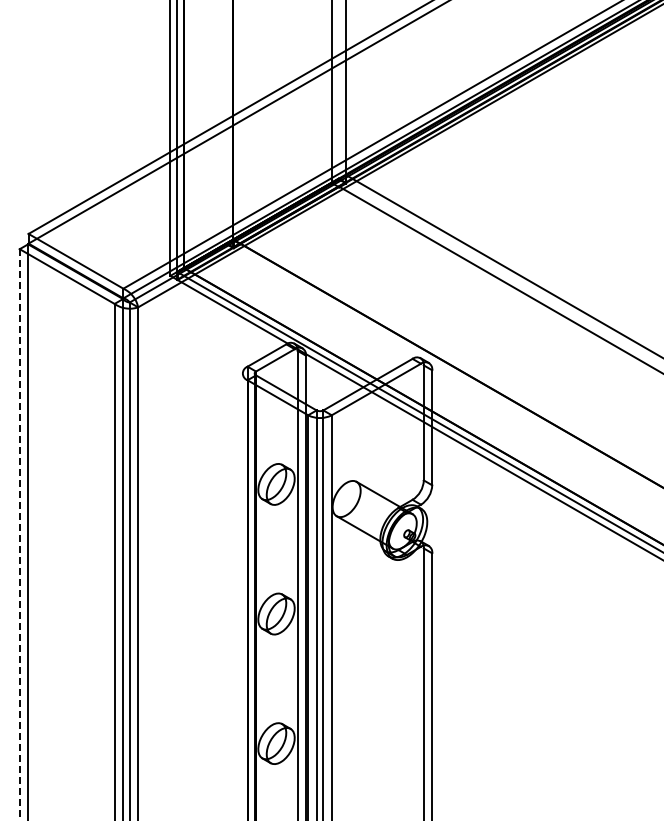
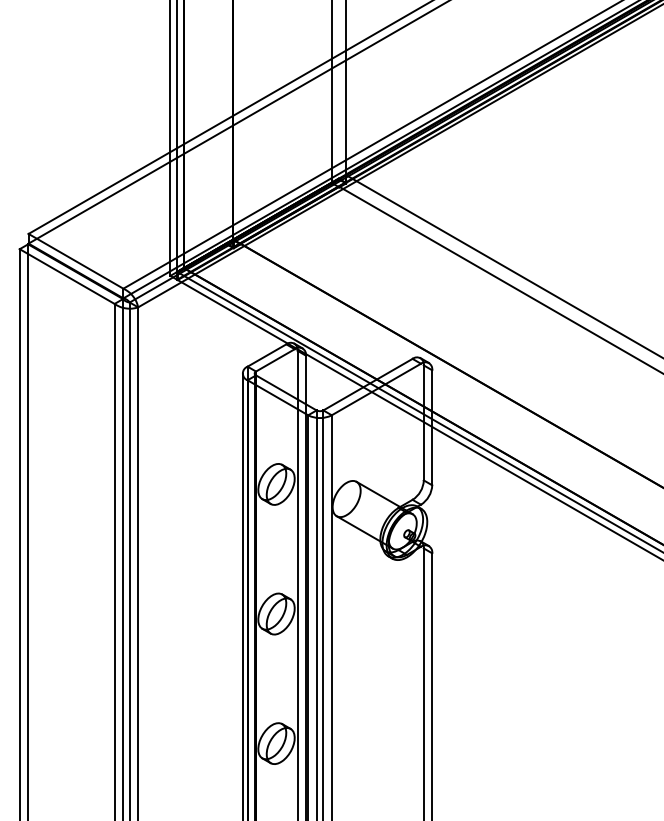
line: dashed -> solid (19, 535)
line: none -> present (242, 595)
